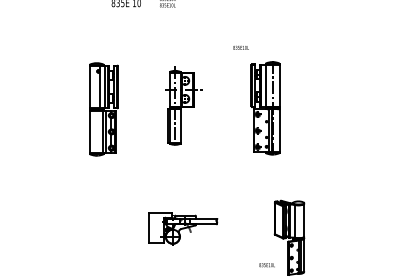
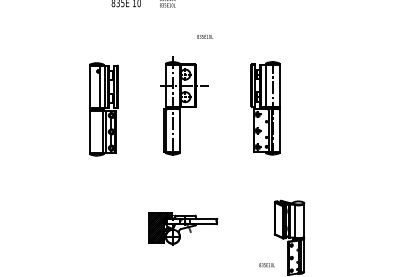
text position: (240, 47) -> (204, 36) (204, 36)
part size: 38x80 px -> 49x100 px (184, 105)
hatch: none -> present (160, 227)
